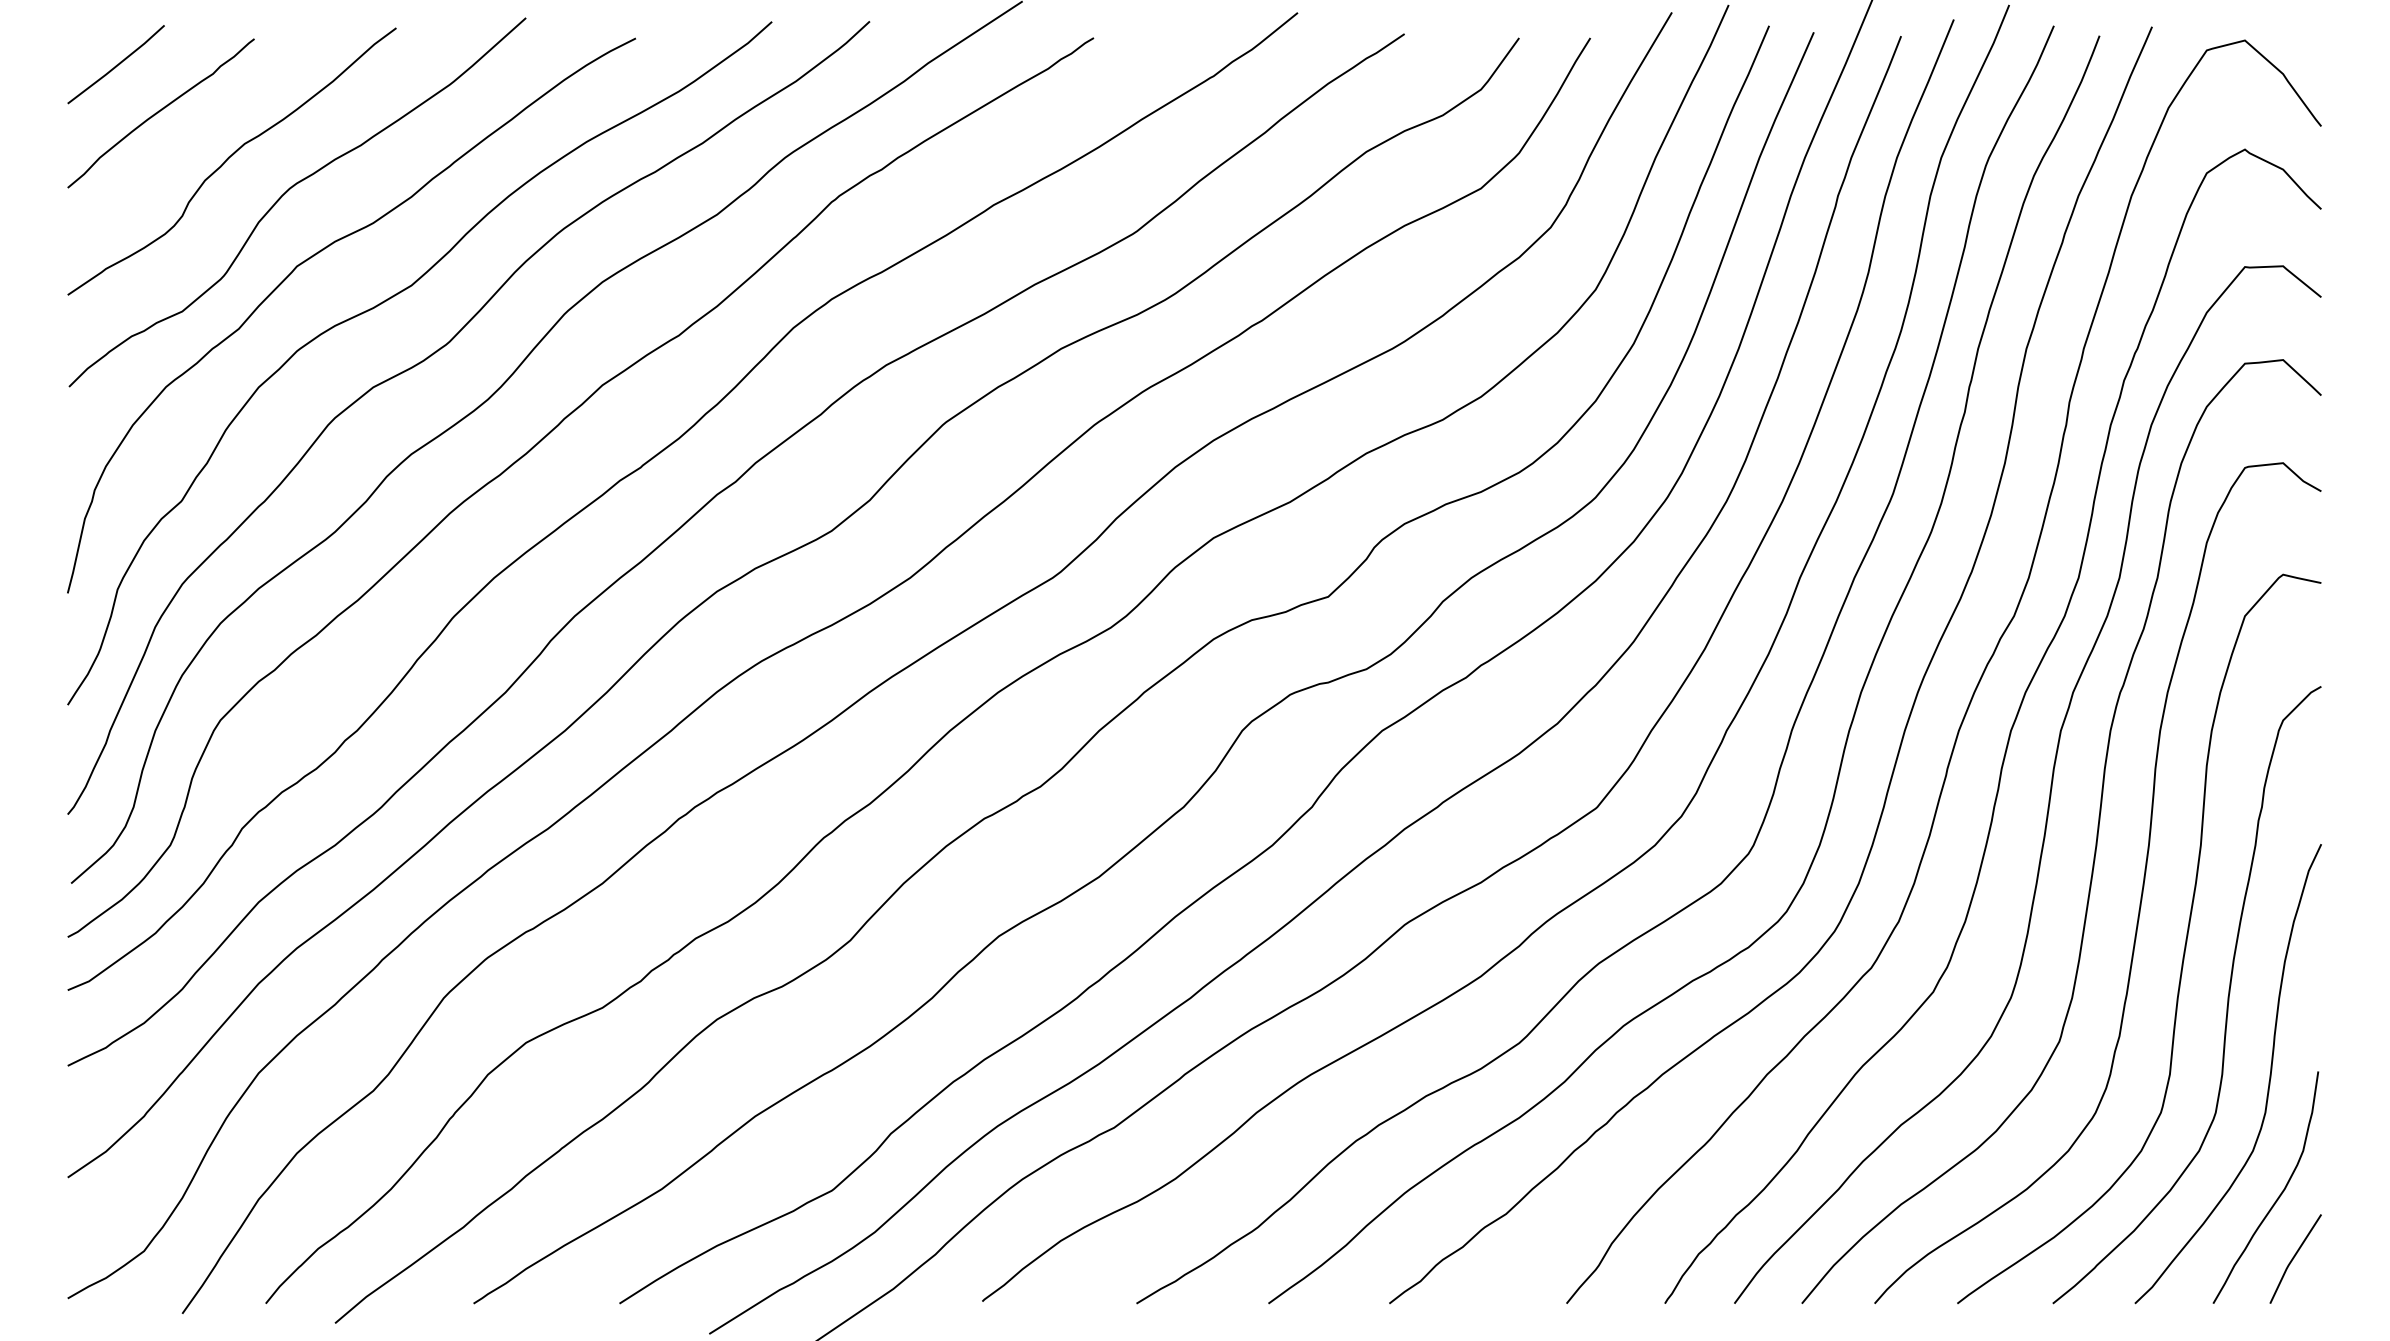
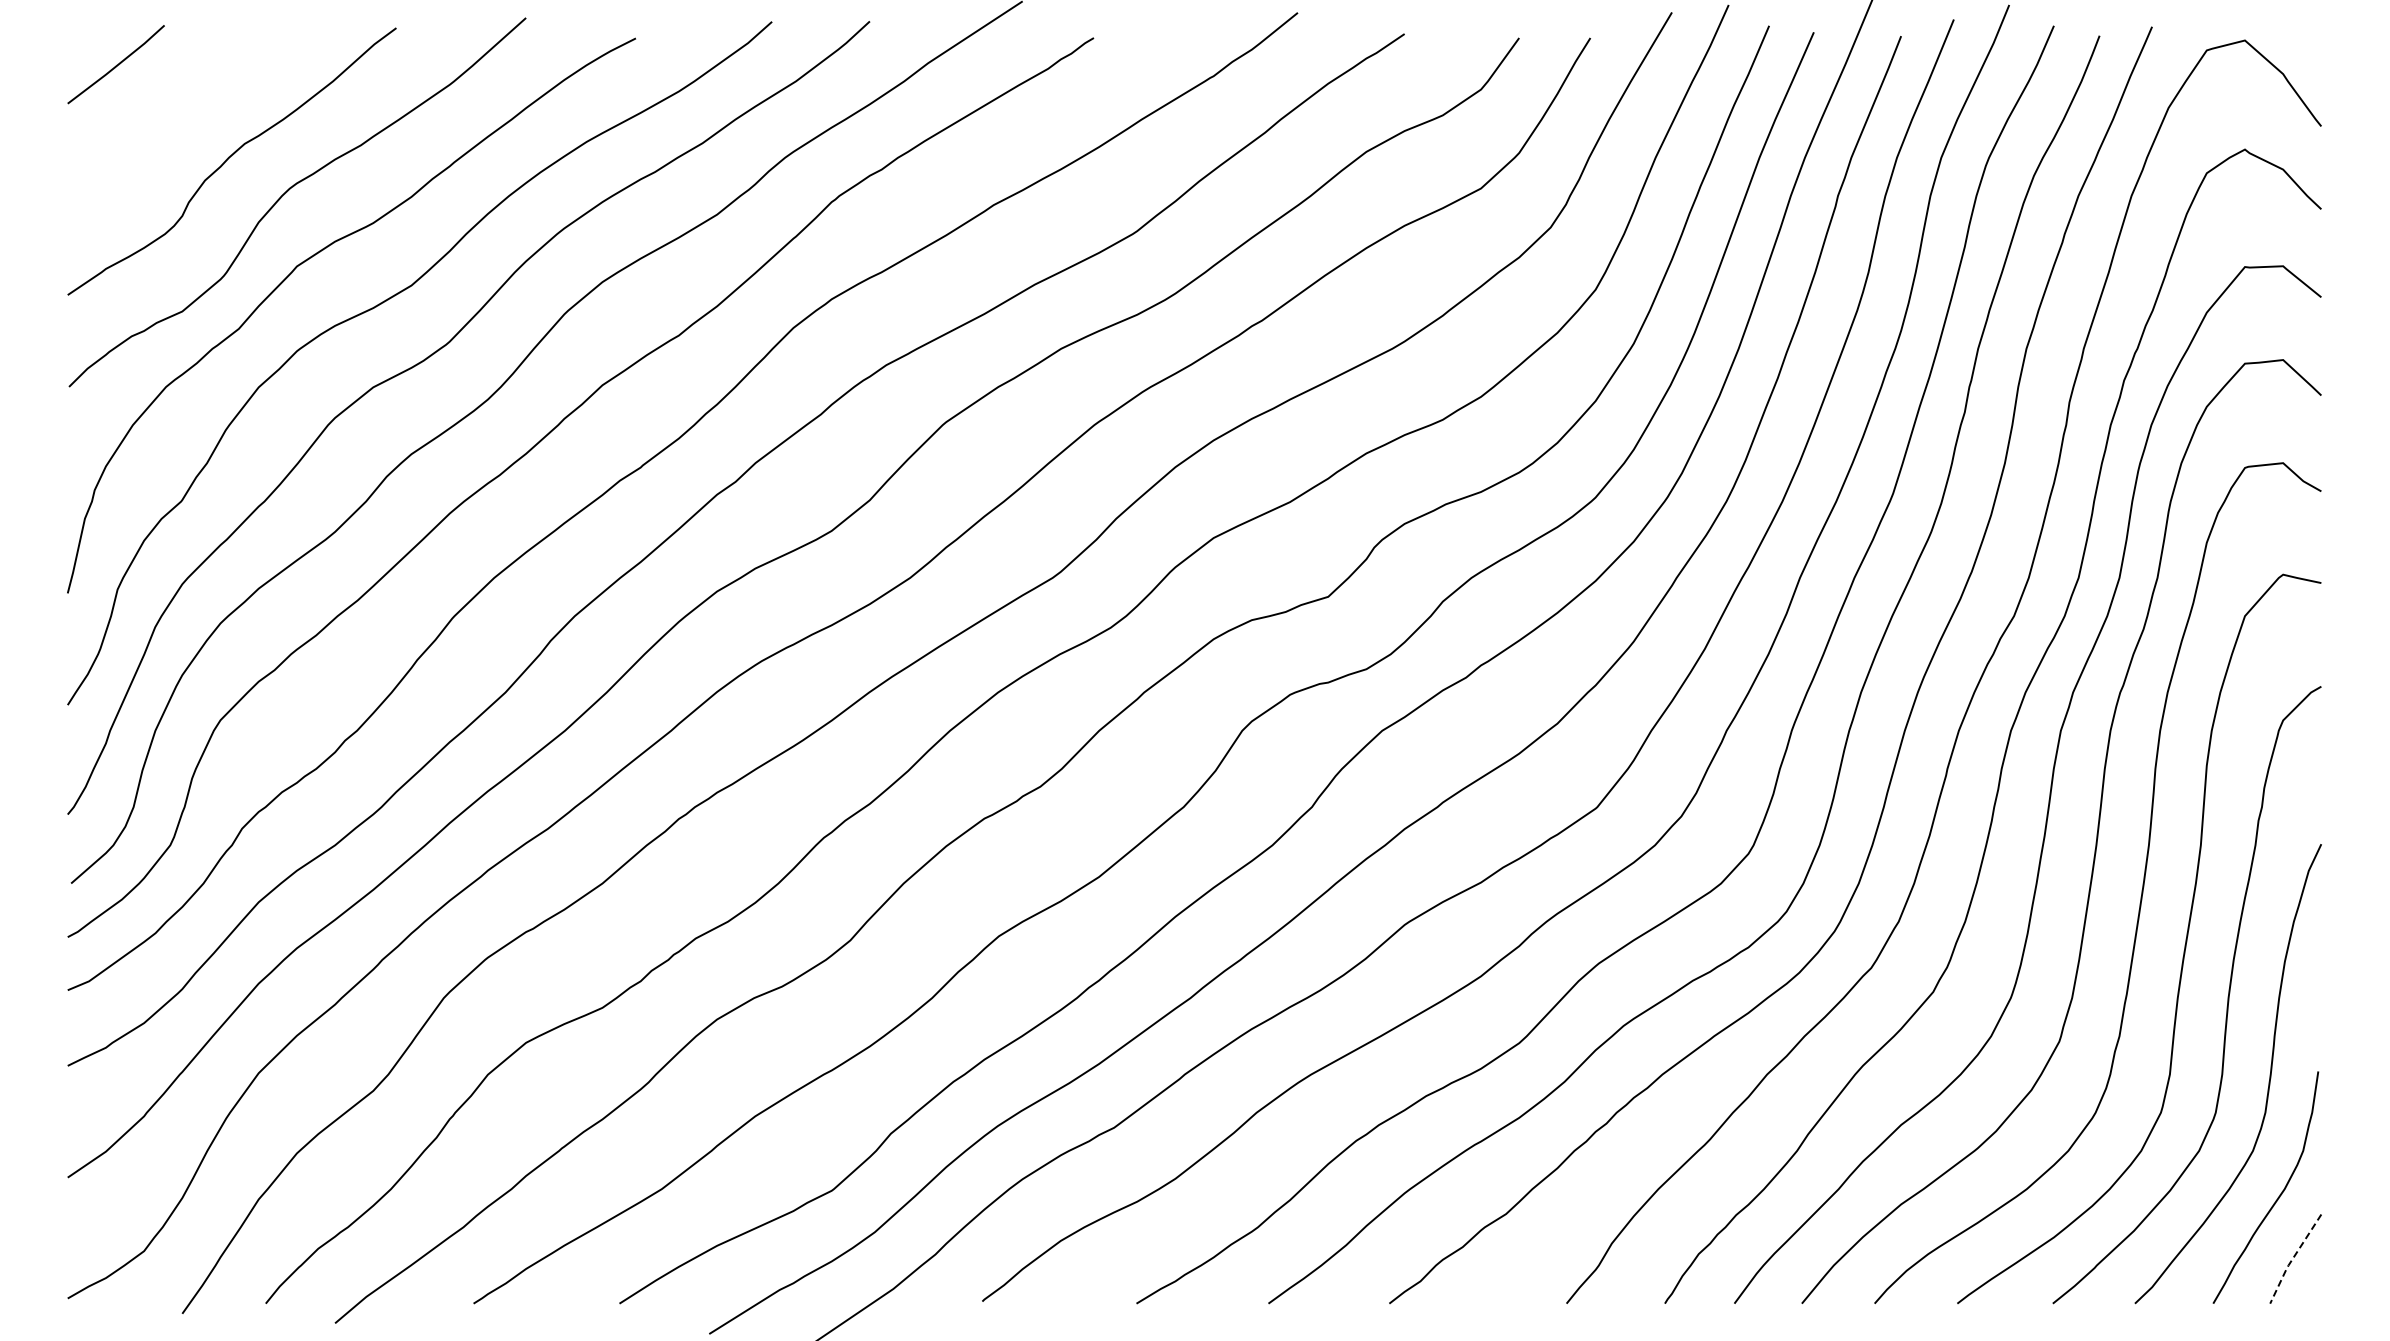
curve: present -> none (159, 112)
line: solid -> dashed (2292, 1258)
